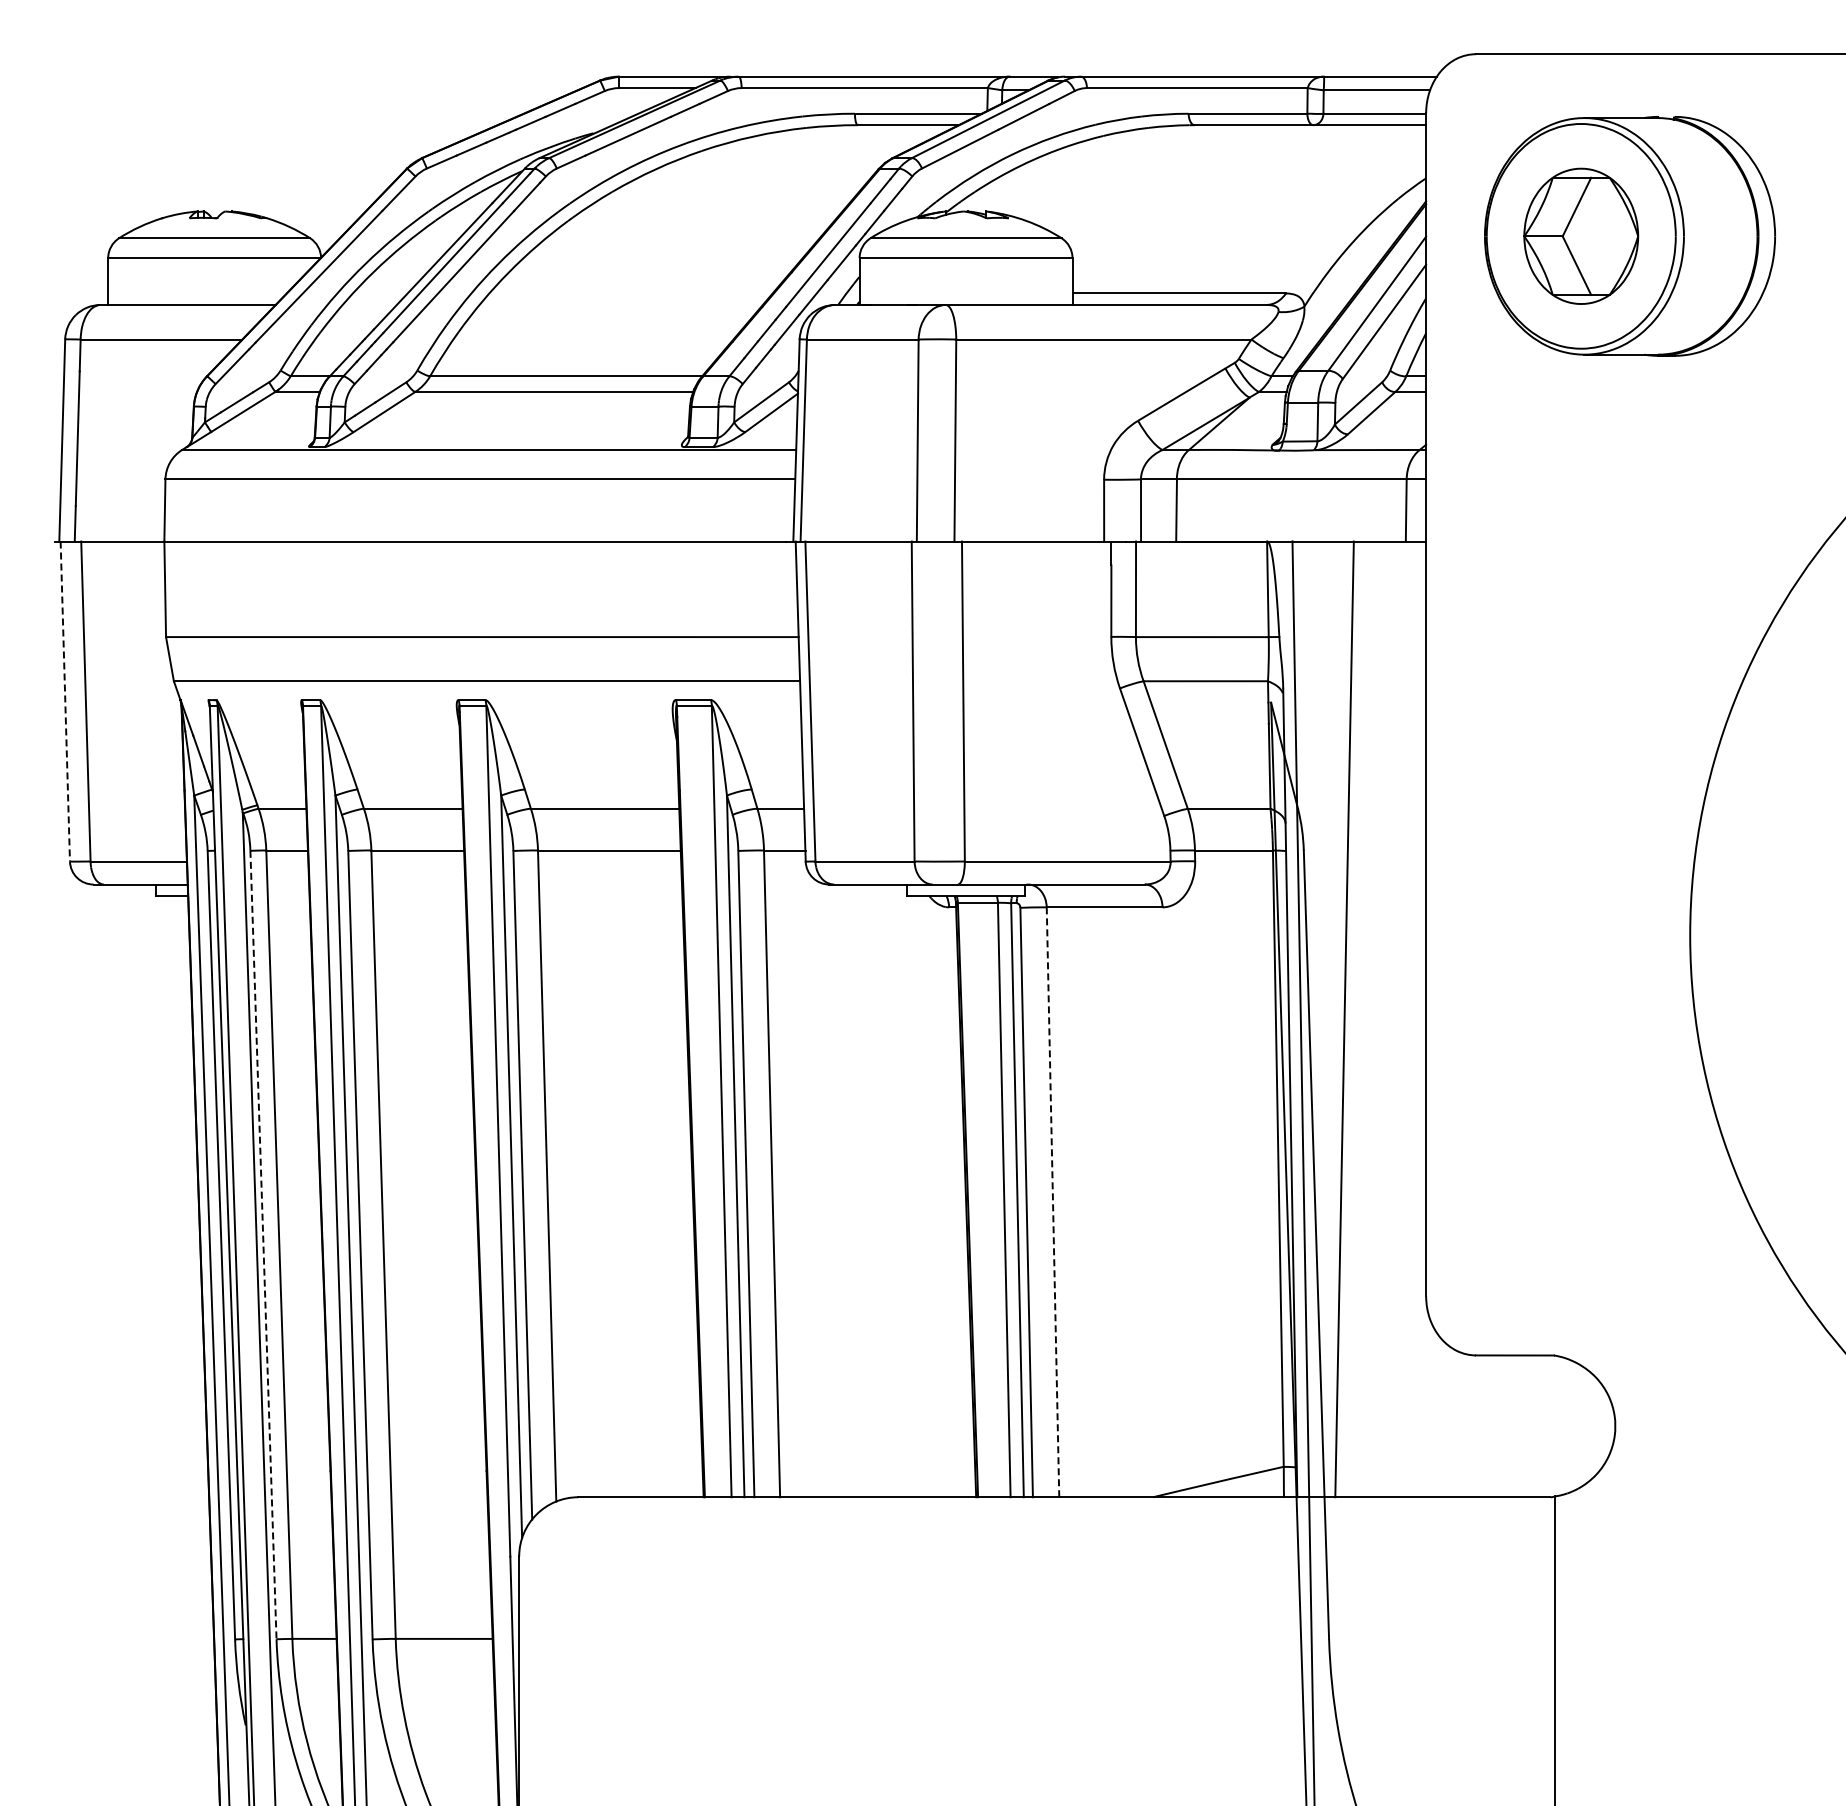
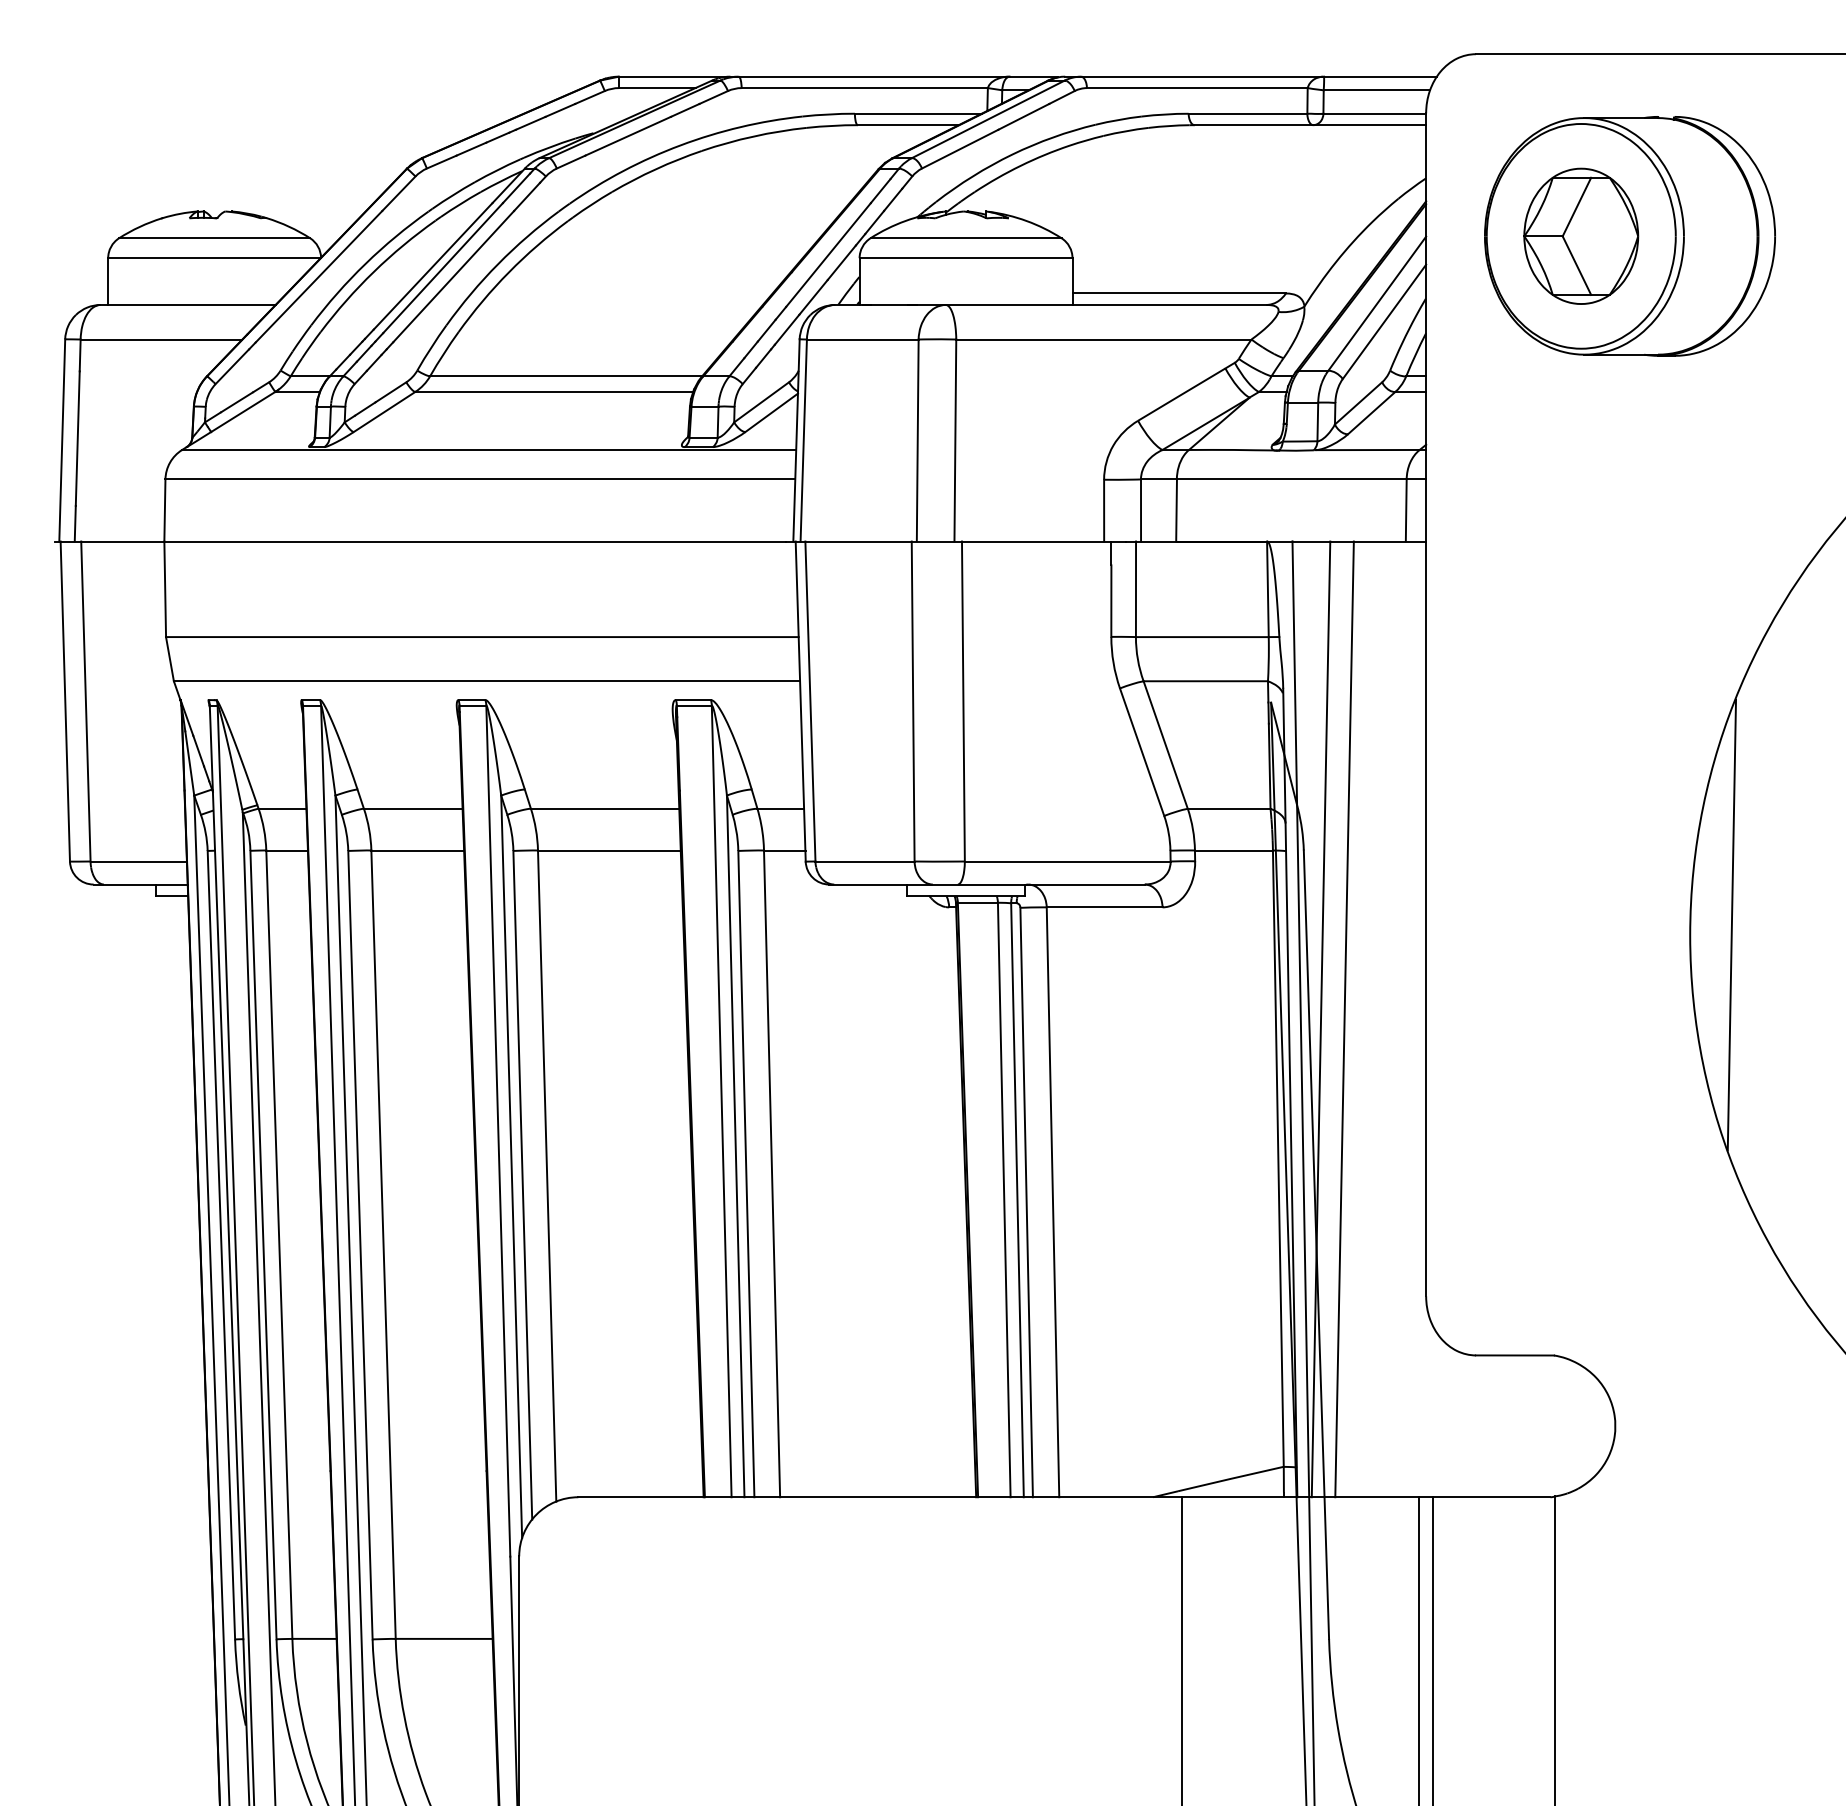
line: dashed -> solid (65, 702)
line: none -> present (1731, 924)
line: none -> present (1320, 1019)
line: dashed -> solid (1053, 1201)
line: dashed -> solid (263, 1245)
line: none -> present (1181, 1649)
line: none -> present (1419, 1649)
line: none -> present (1433, 1649)
